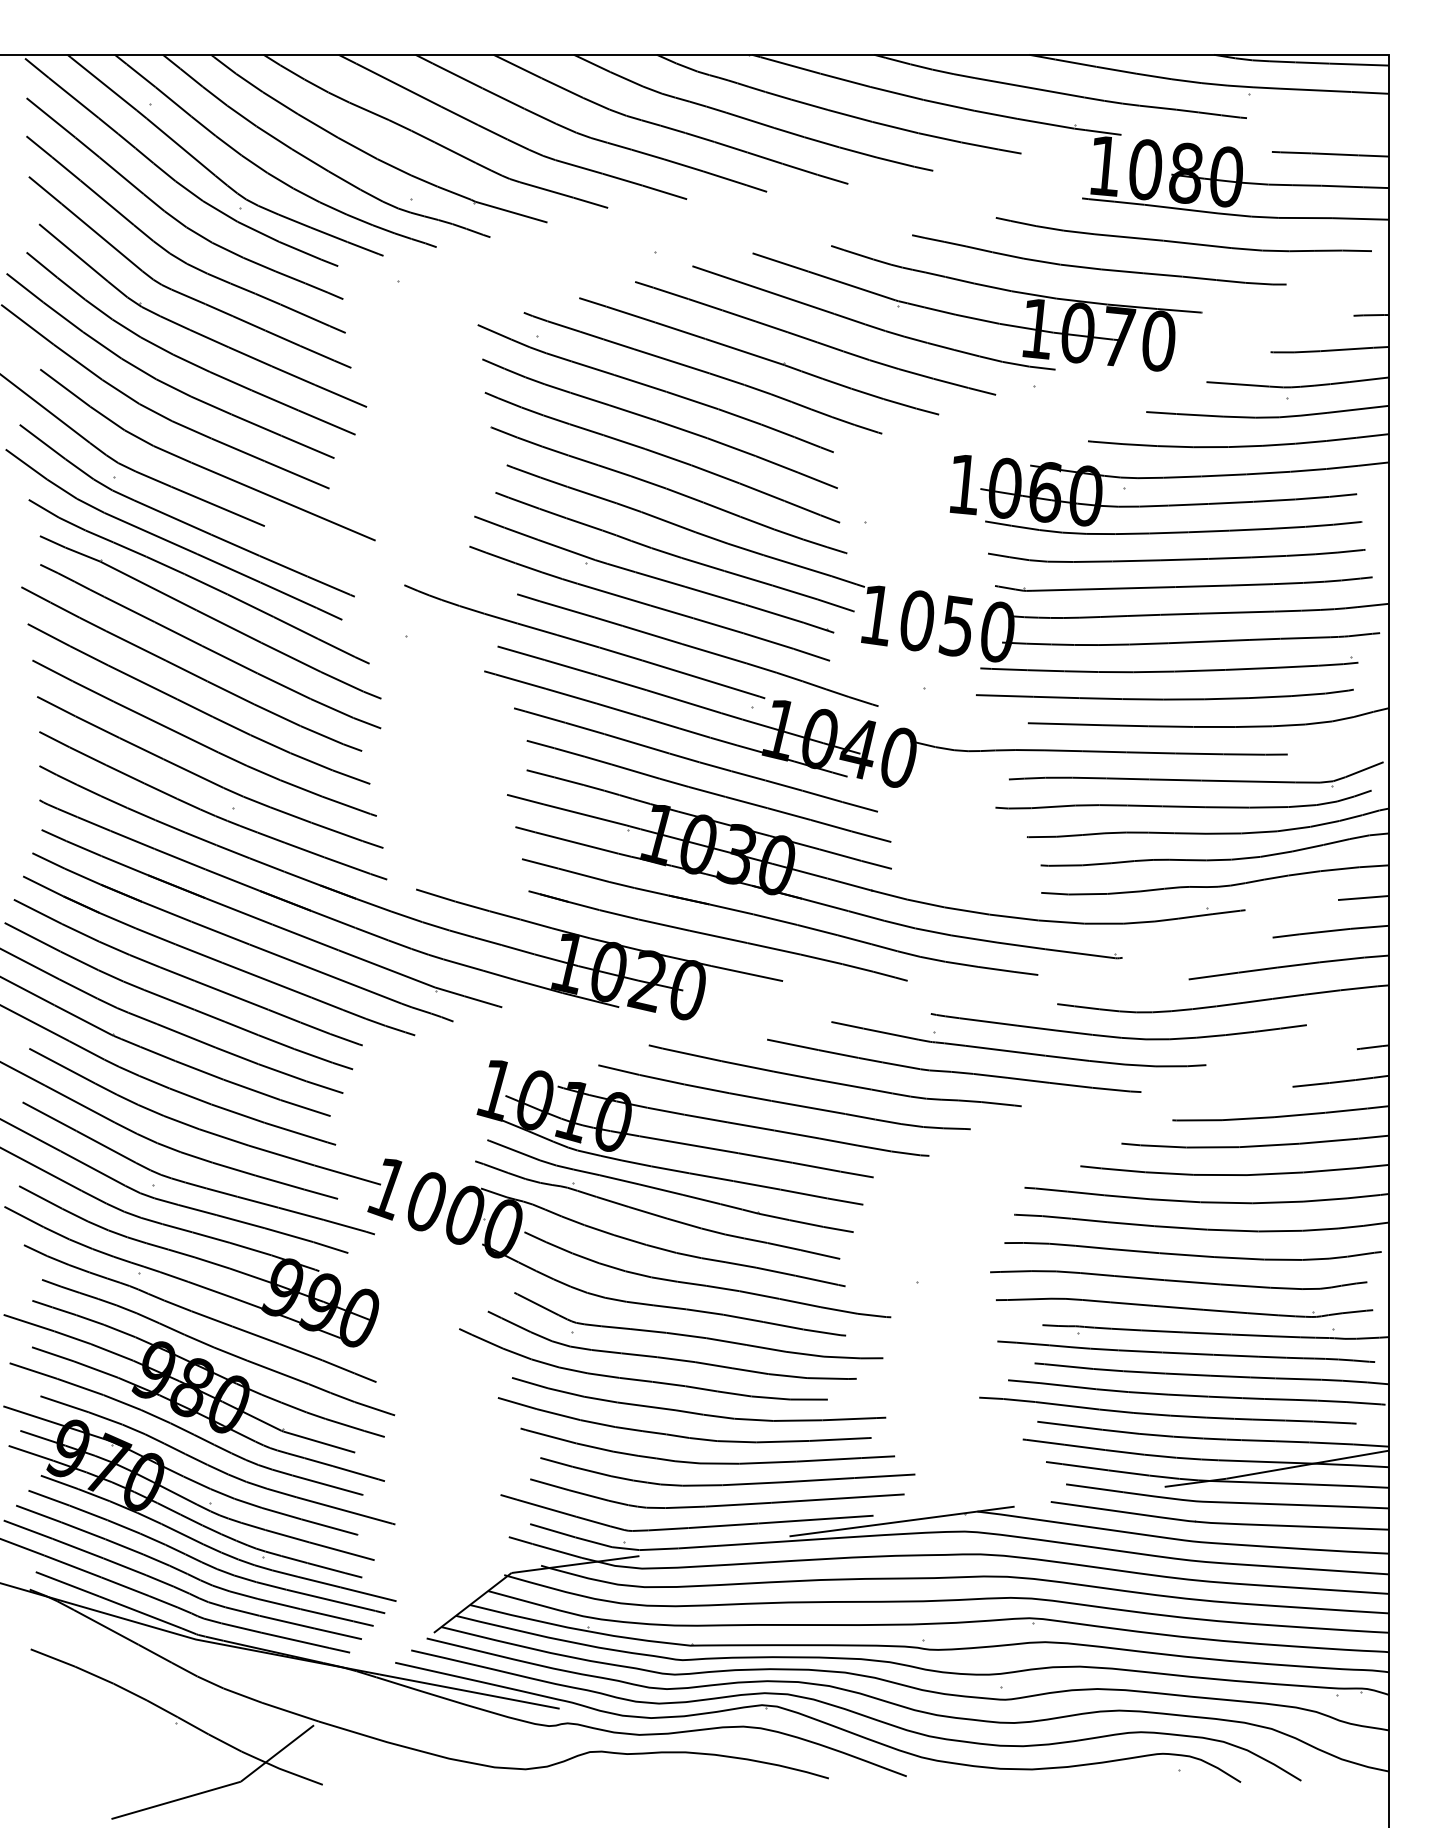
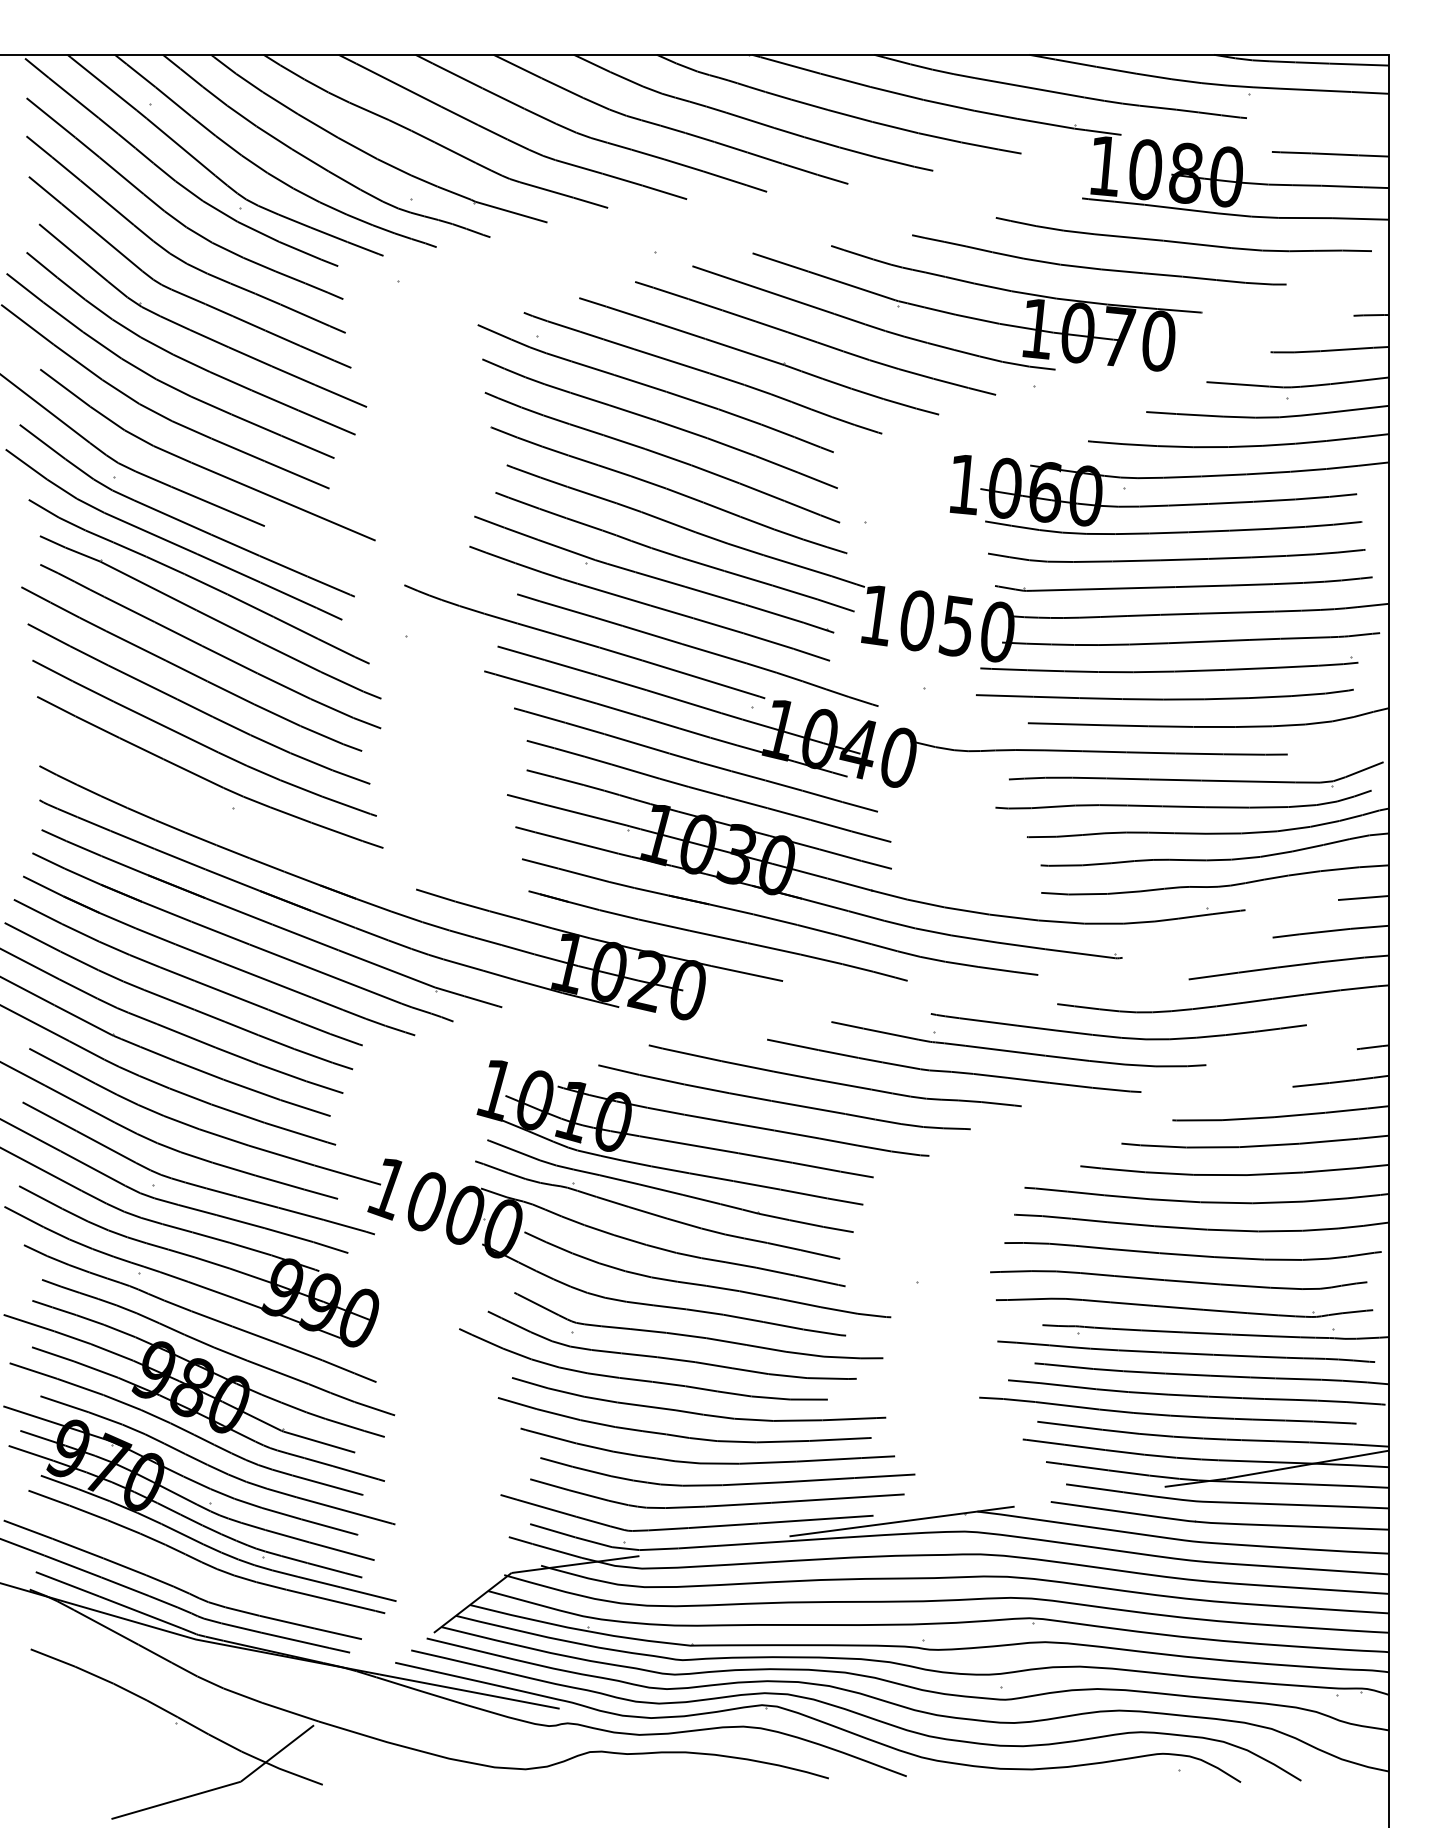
curve: present -> none (210, 812)
curve: present -> none (189, 1573)
